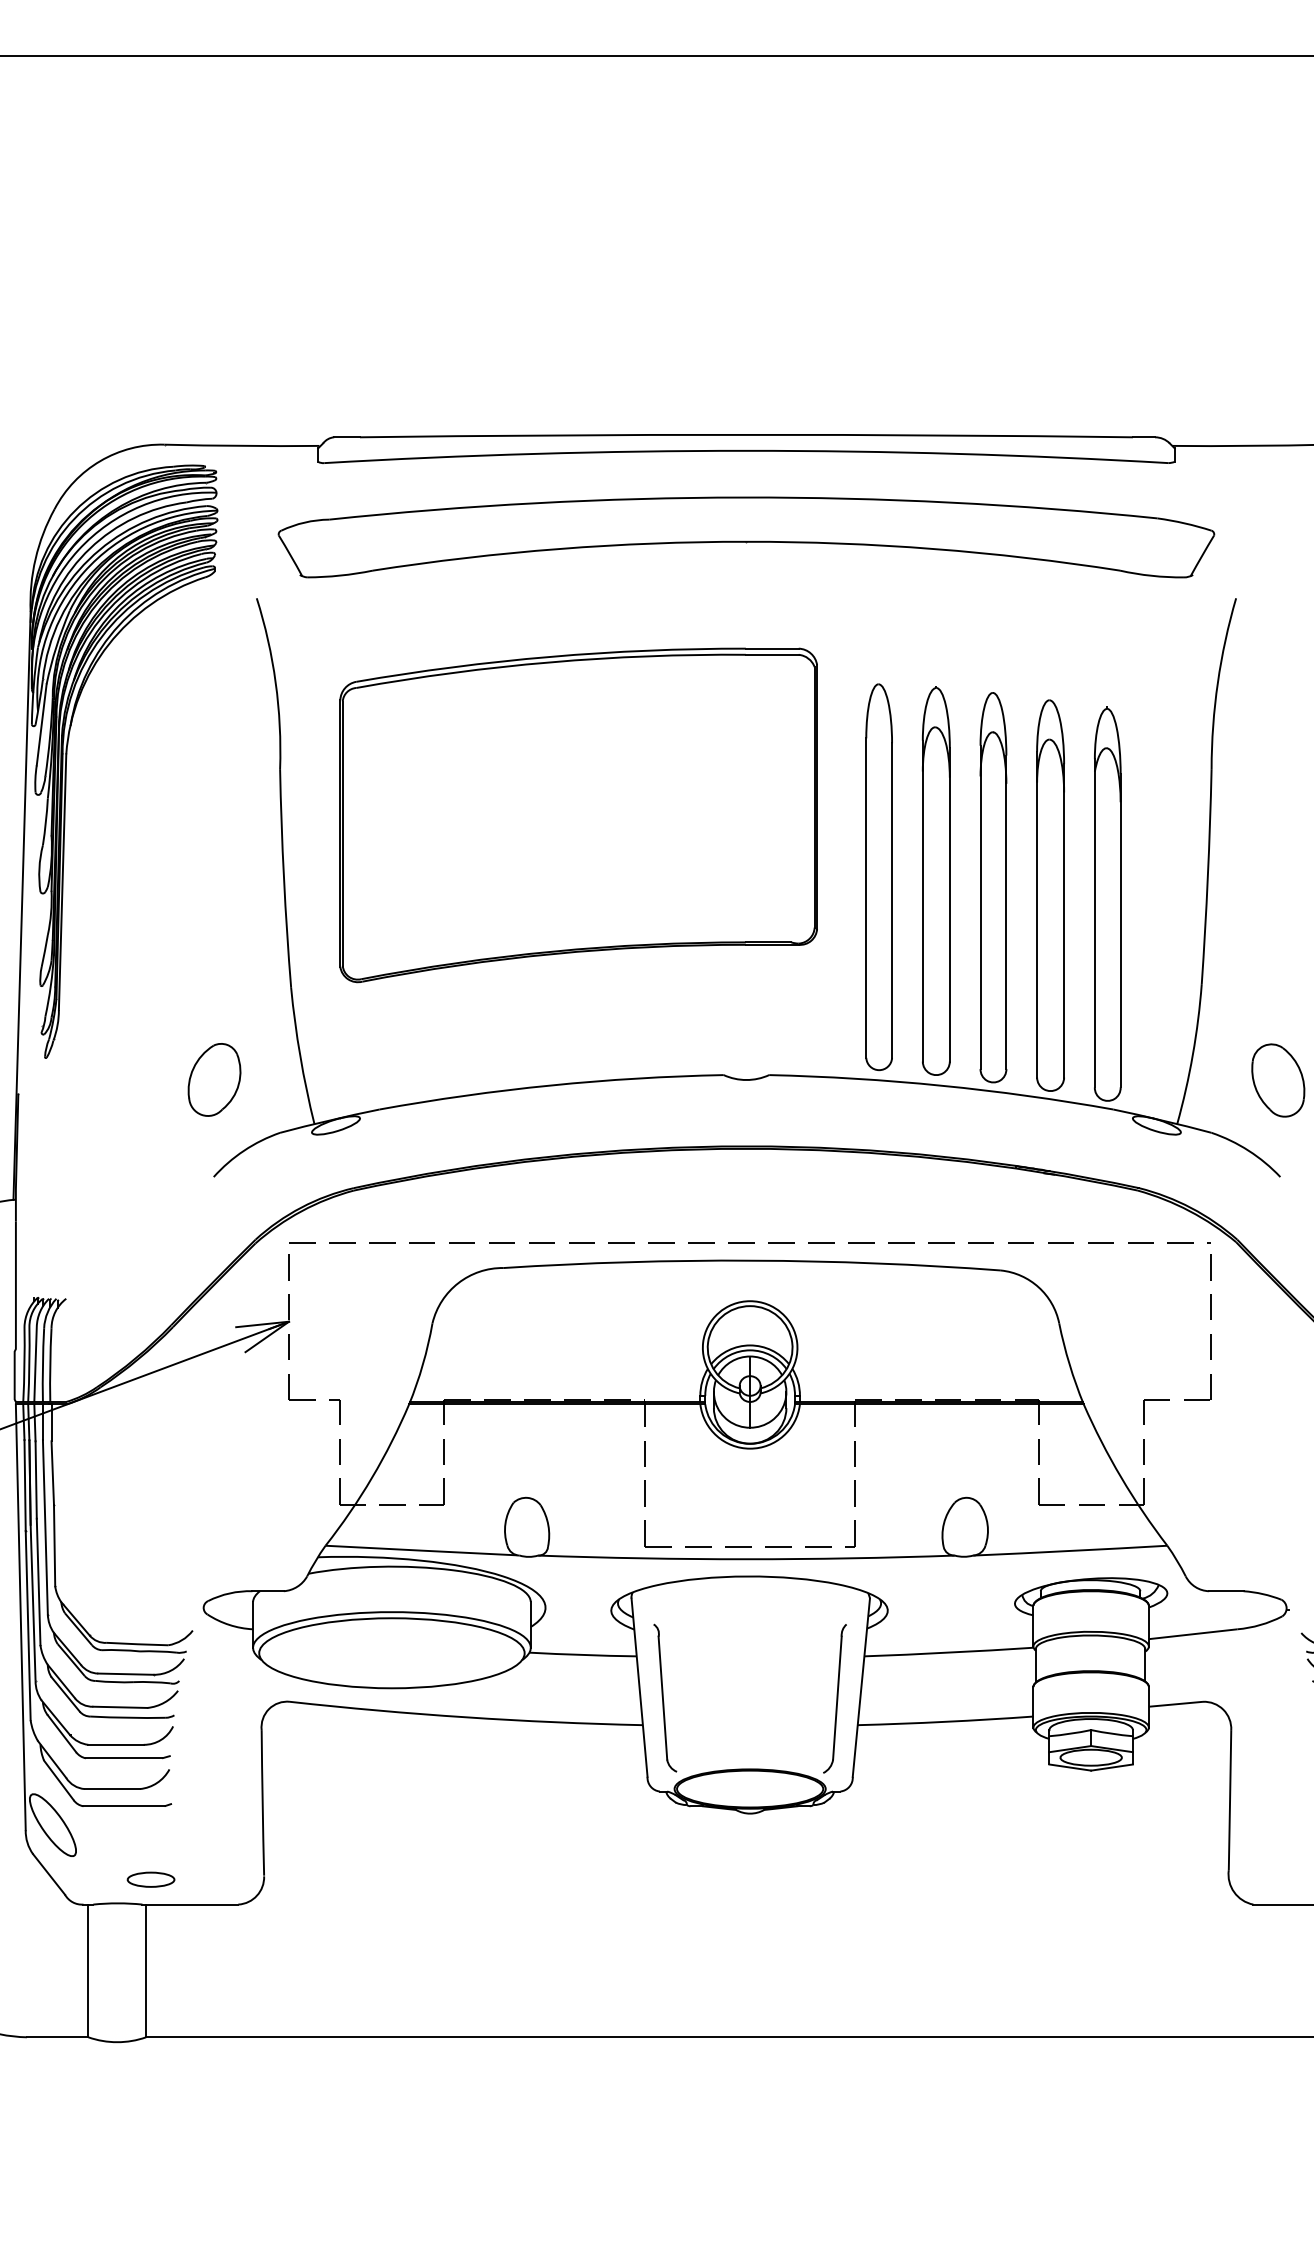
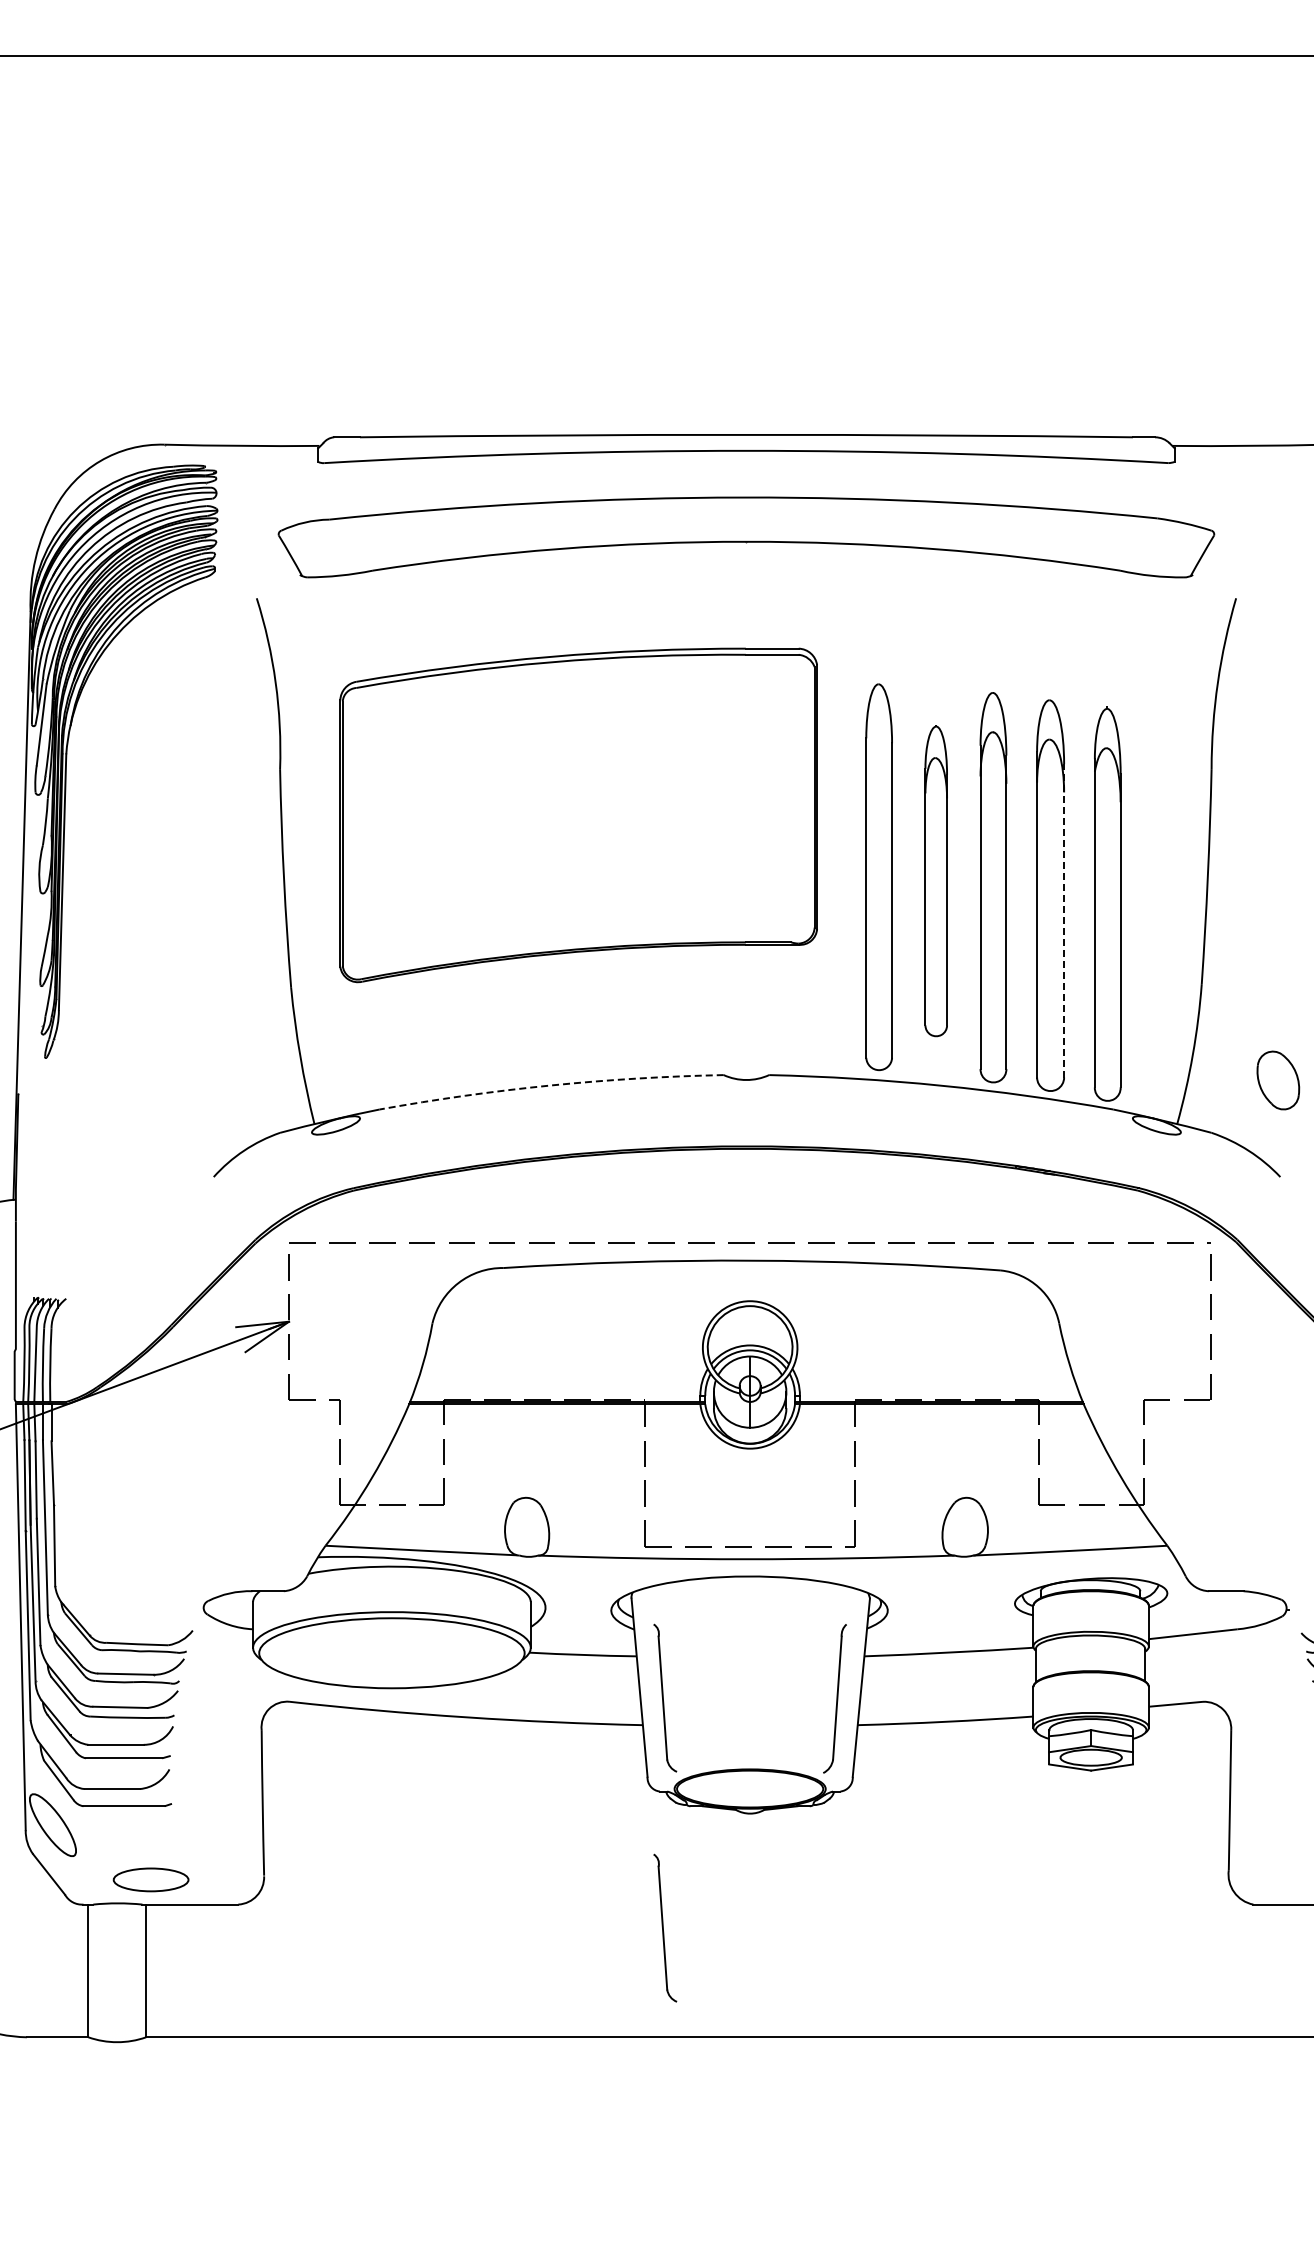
part size: 30x390 px -> 24x313 px (935, 881)
line: solid -> dashed (1064, 920)
part: present -> none (214, 1079)
part size: 55x75 px -> 45x61 px (1278, 1080)
arc: solid -> dashed (551, 1085)
part size: 50x17 px -> 78x26 px (150, 1879)
part: none -> present (665, 1927)
